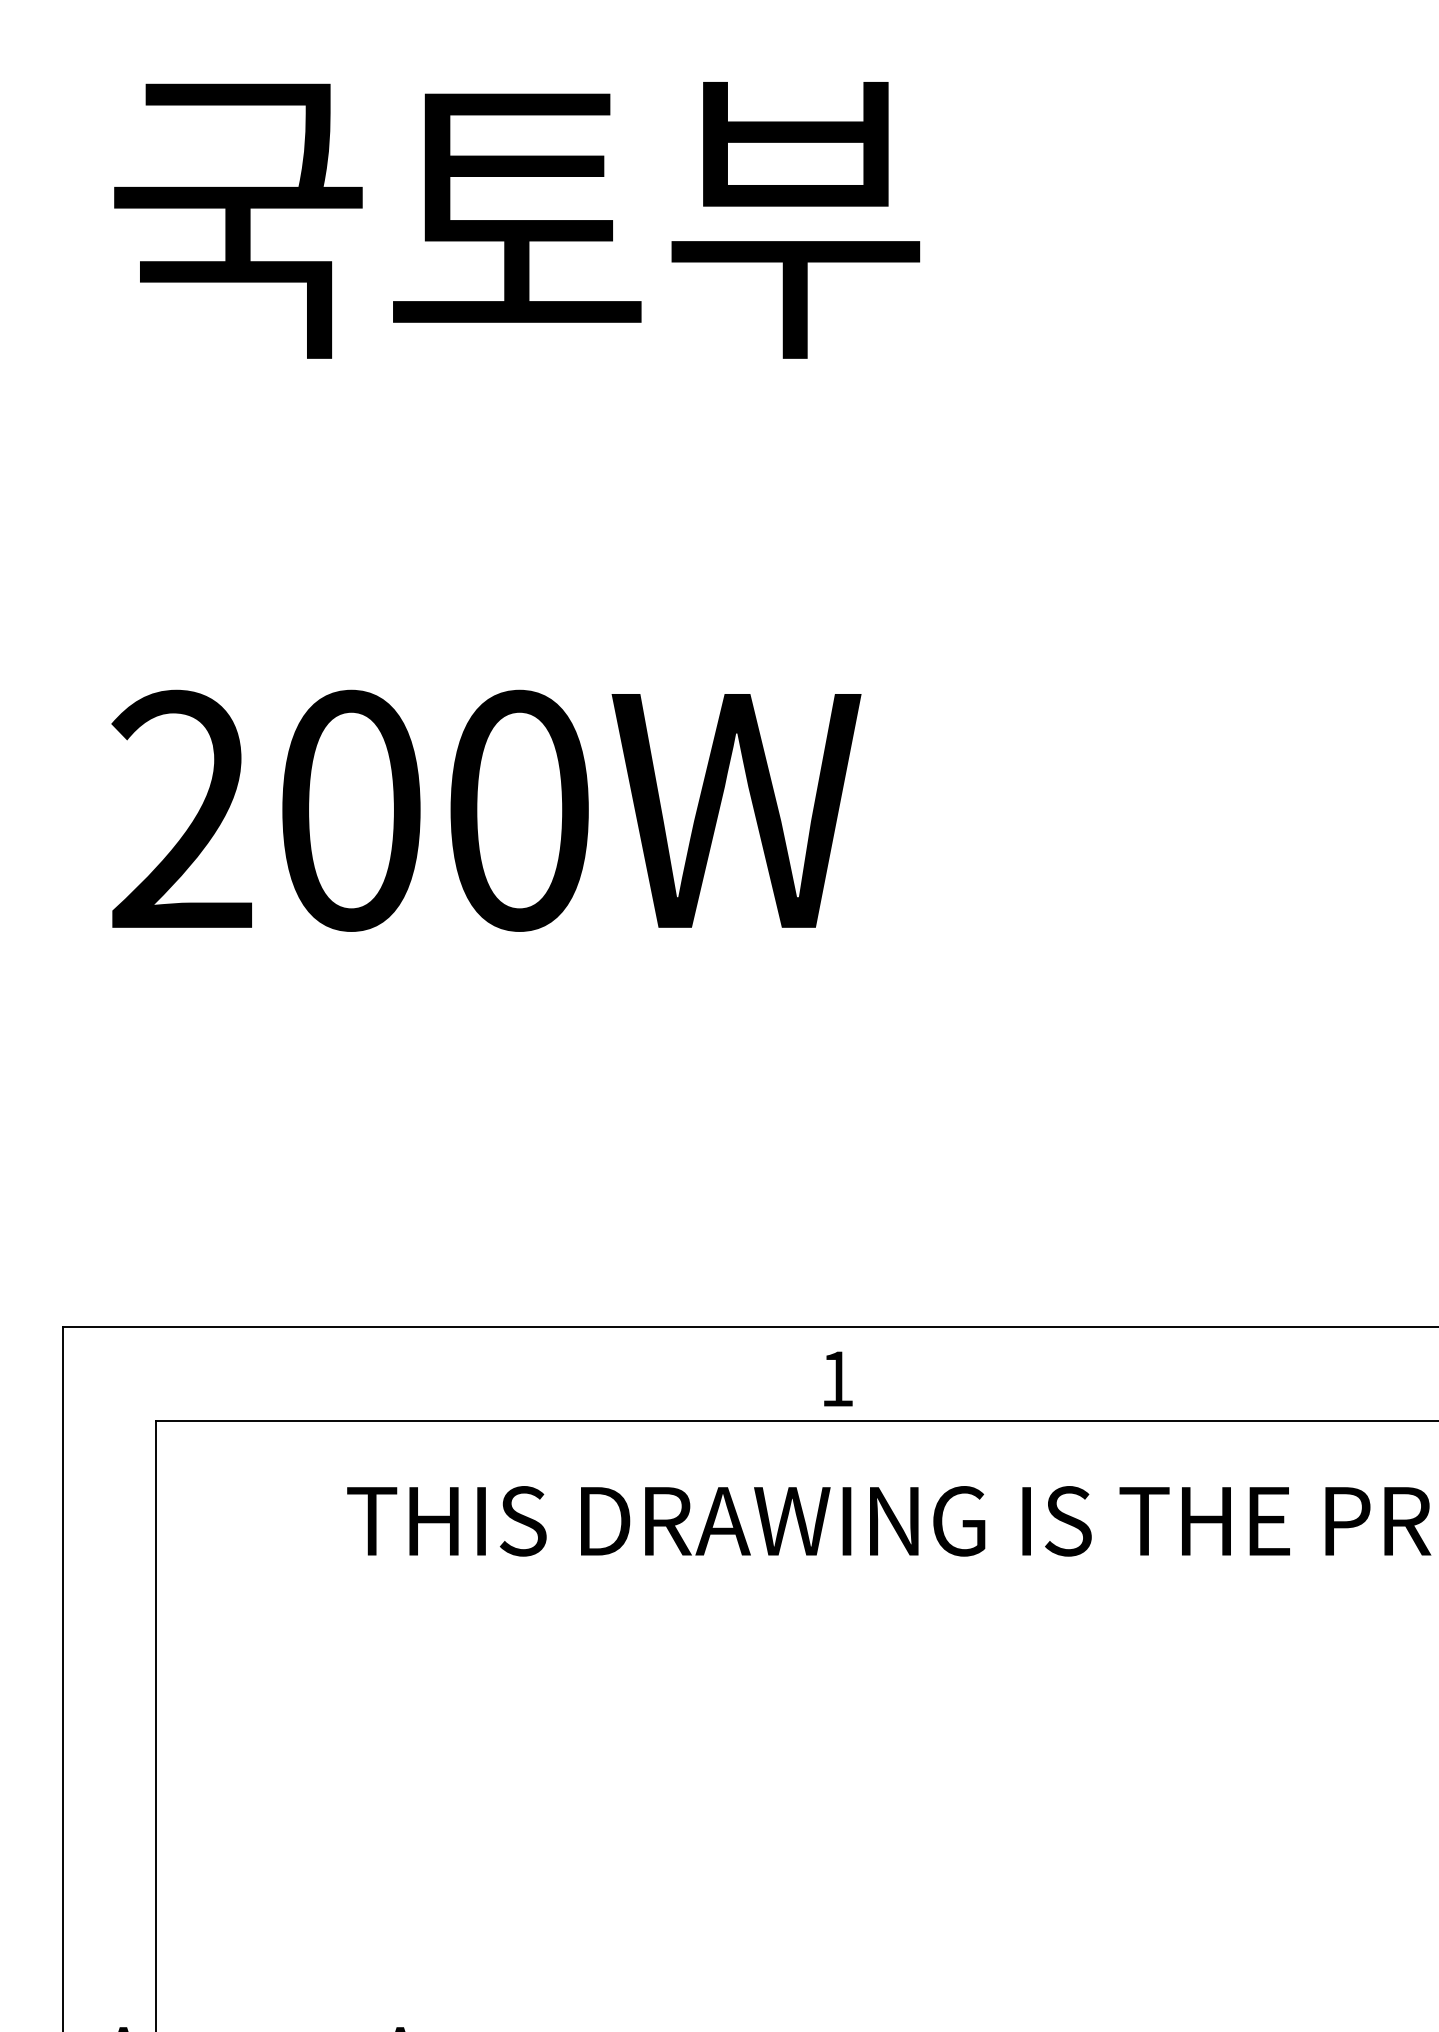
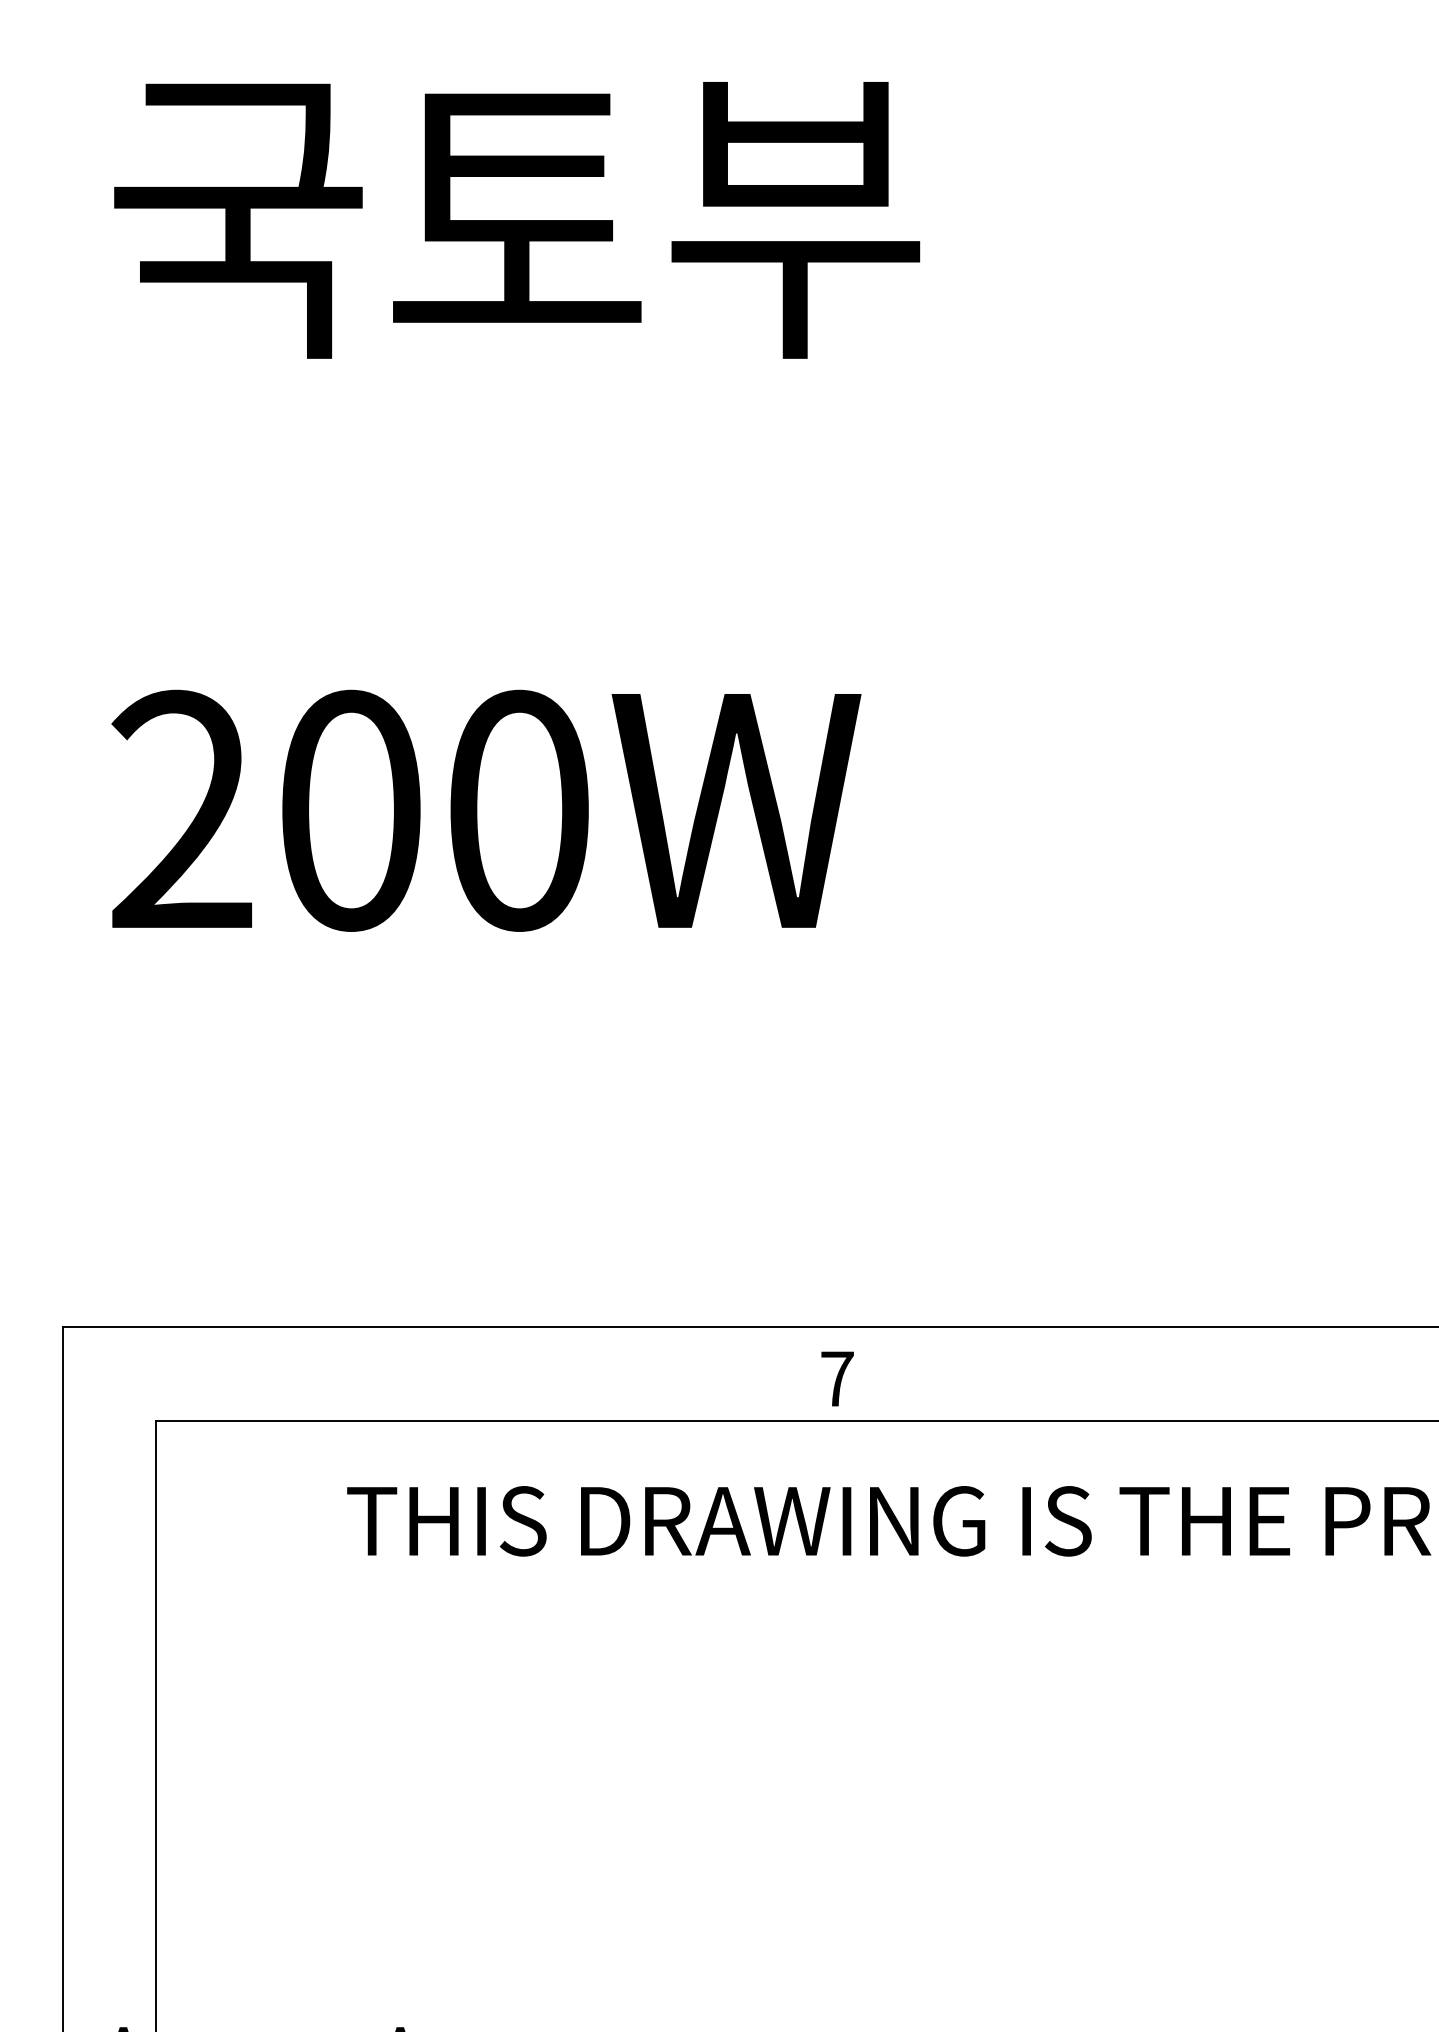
text: 1 -> 7 (837, 1378)
